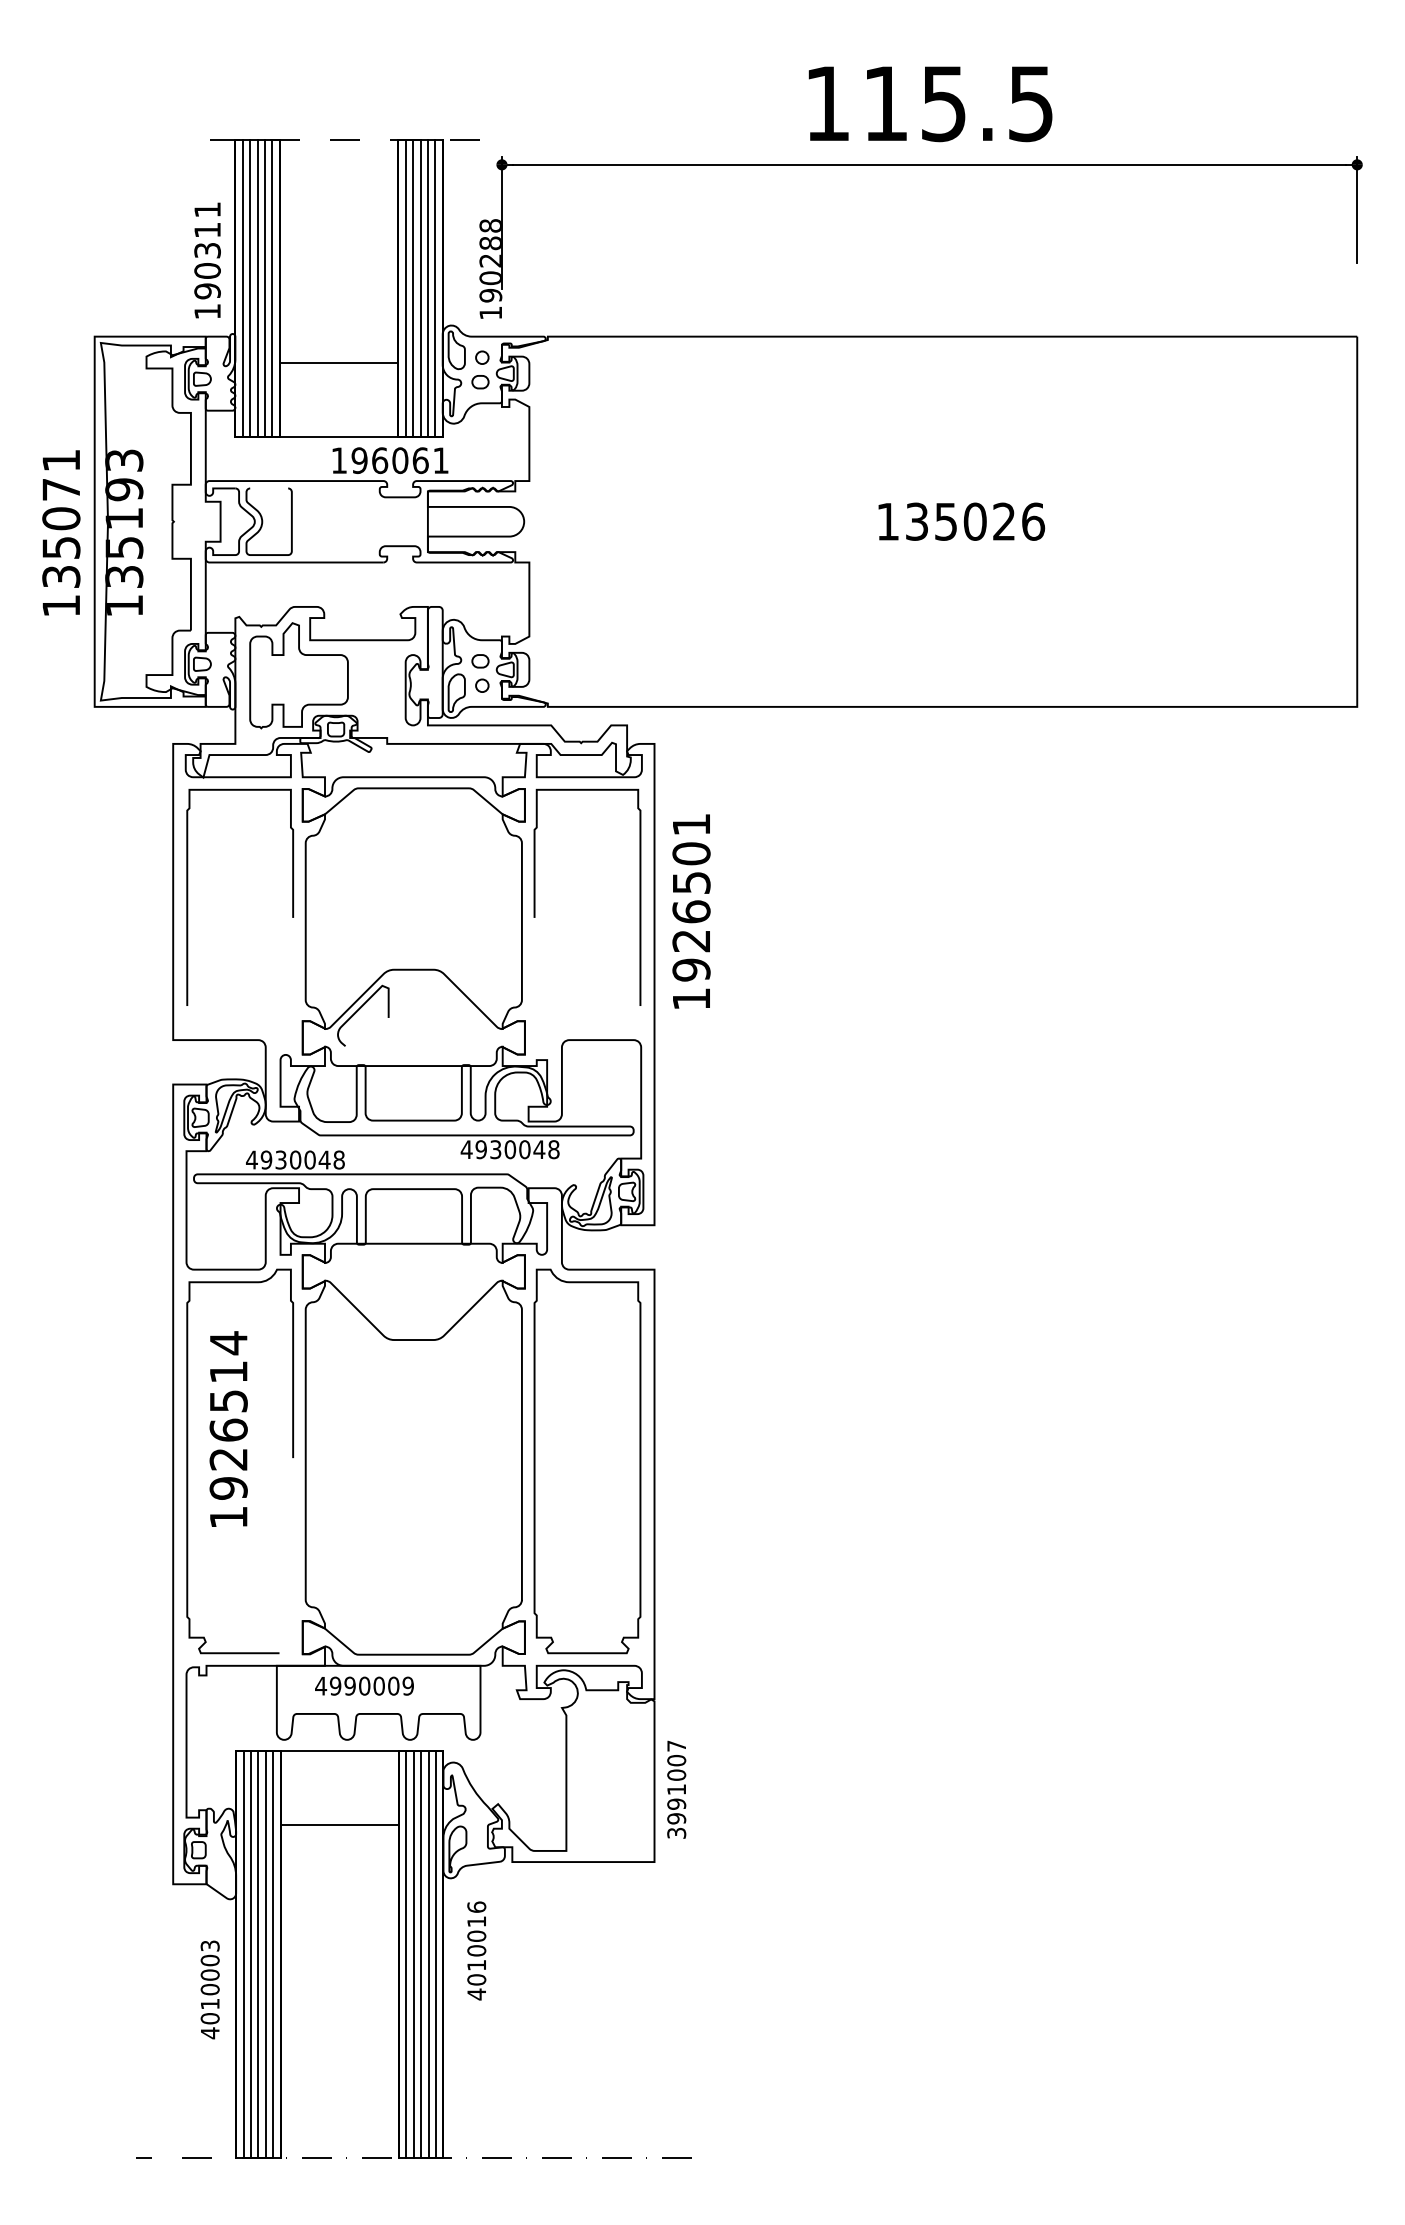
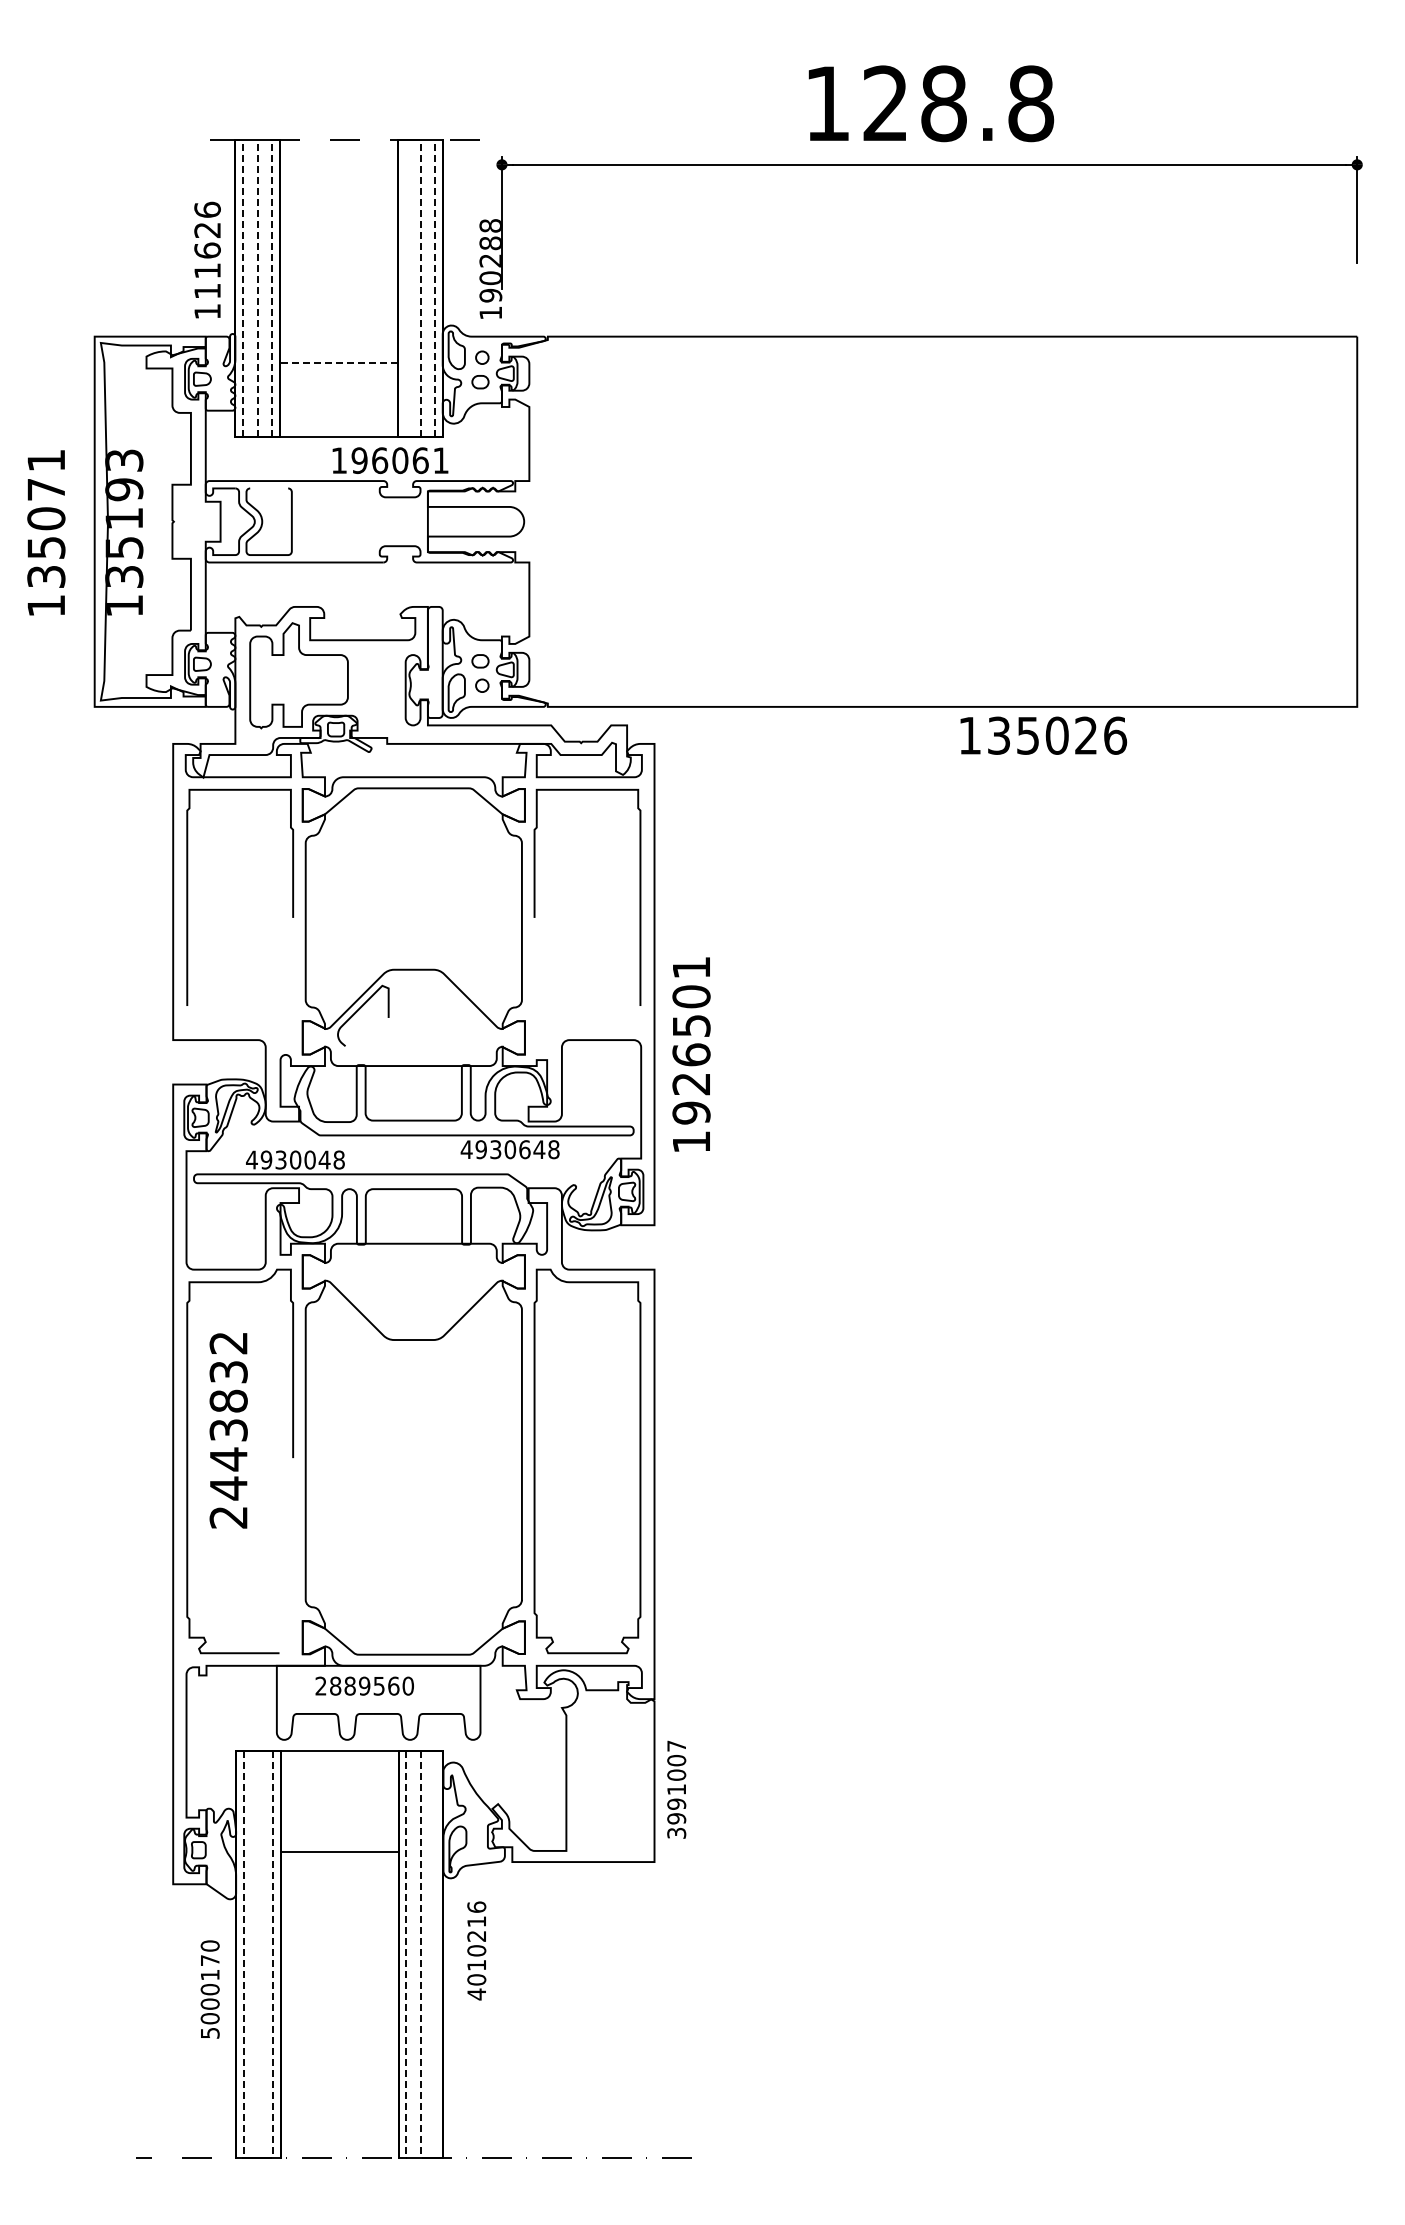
text: 115.5 -> 128.8 (958, 103)
text: 190311 -> 111626 (207, 250)
line: solid -> dashed (242, 288)
line: present -> none (250, 288)
line: solid -> dashed (257, 288)
line: present -> none (265, 288)
line: solid -> dashed (272, 288)
line: present -> none (405, 288)
line: present -> none (413, 288)
line: solid -> dashed (420, 288)
line: present -> none (427, 288)
line: solid -> dashed (435, 288)
line: solid -> dashed (338, 362)
text position: (961, 521) -> (1043, 735) (1043, 735)
text position: (61, 532) -> (46, 532) (46, 532)
text position: (691, 911) -> (691, 1054) (691, 1054)
text: 4930048 -> 4930648 (524, 1149)
text: 1926514 -> 2443832 (228, 1429)
text: 4990009 -> 2889560 (364, 1685)
line position: (339, 1825) -> (339, 1852) (339, 1852)
text: 4010016 -> 4010216 (476, 1935)
line: solid -> dashed (243, 1954)
line: present -> none (250, 1954)
line: present -> none (258, 1954)
line: present -> none (265, 1954)
line: solid -> dashed (273, 1954)
line: solid -> dashed (406, 1954)
line: present -> none (413, 1954)
line: solid -> dashed (421, 1954)
line: present -> none (428, 1954)
line: present -> none (436, 1954)
text: 4010003 -> 5000170 (209, 1989)
